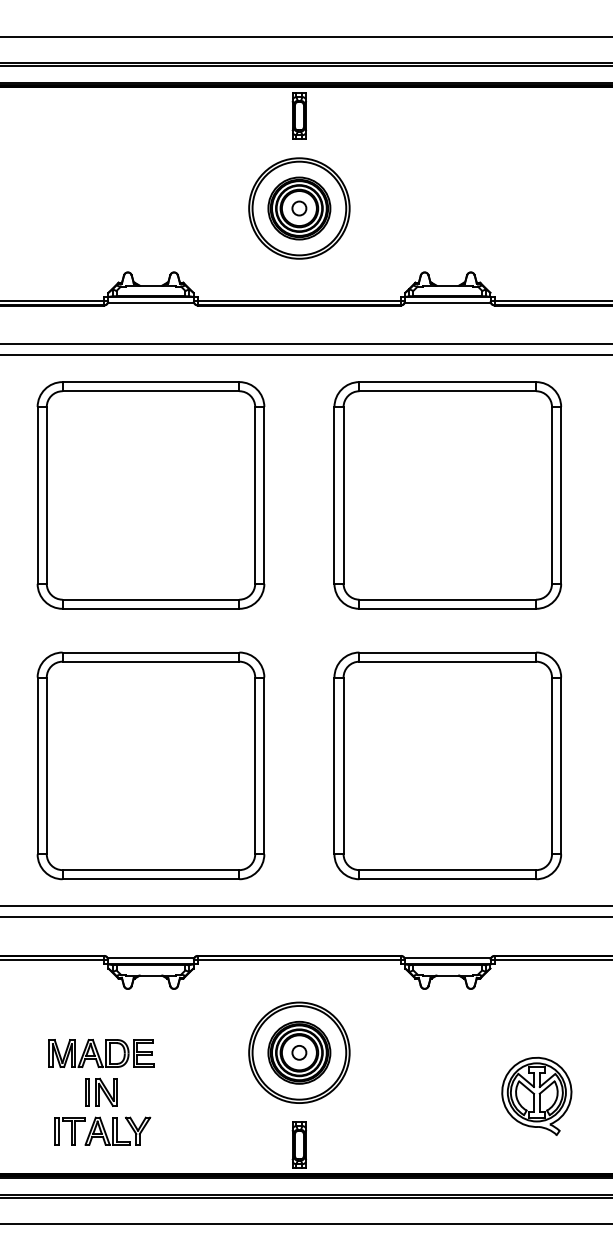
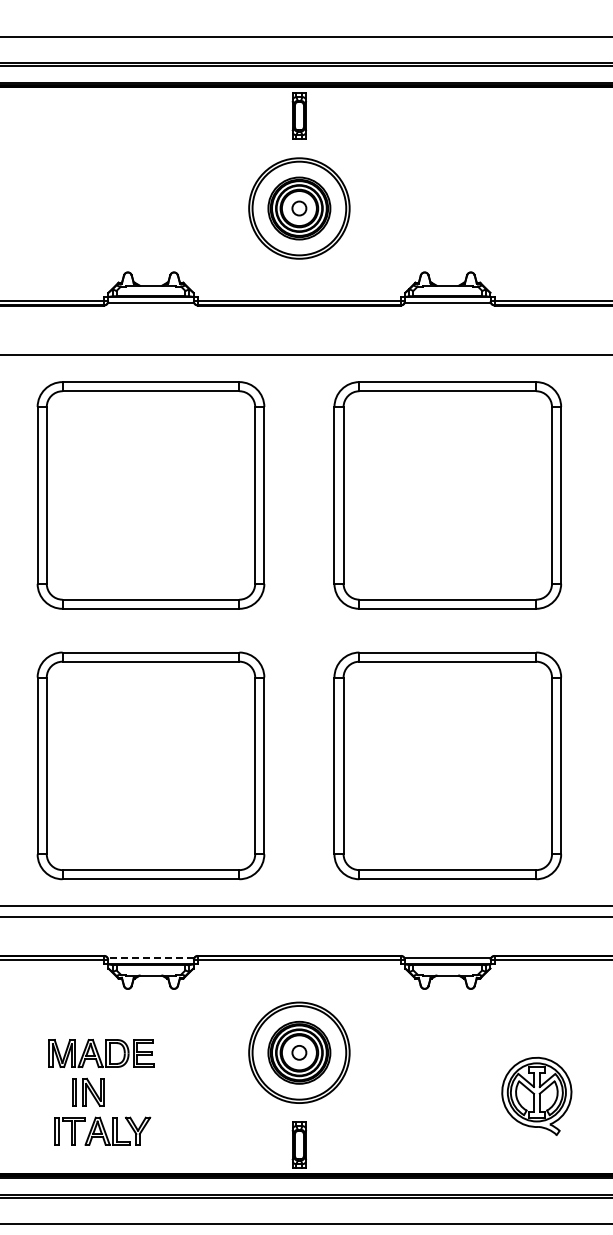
line: present -> none (305, 344)
line: solid -> dashed (150, 958)
part position: (101, 1091) -> (88, 1091) (88, 1091)
